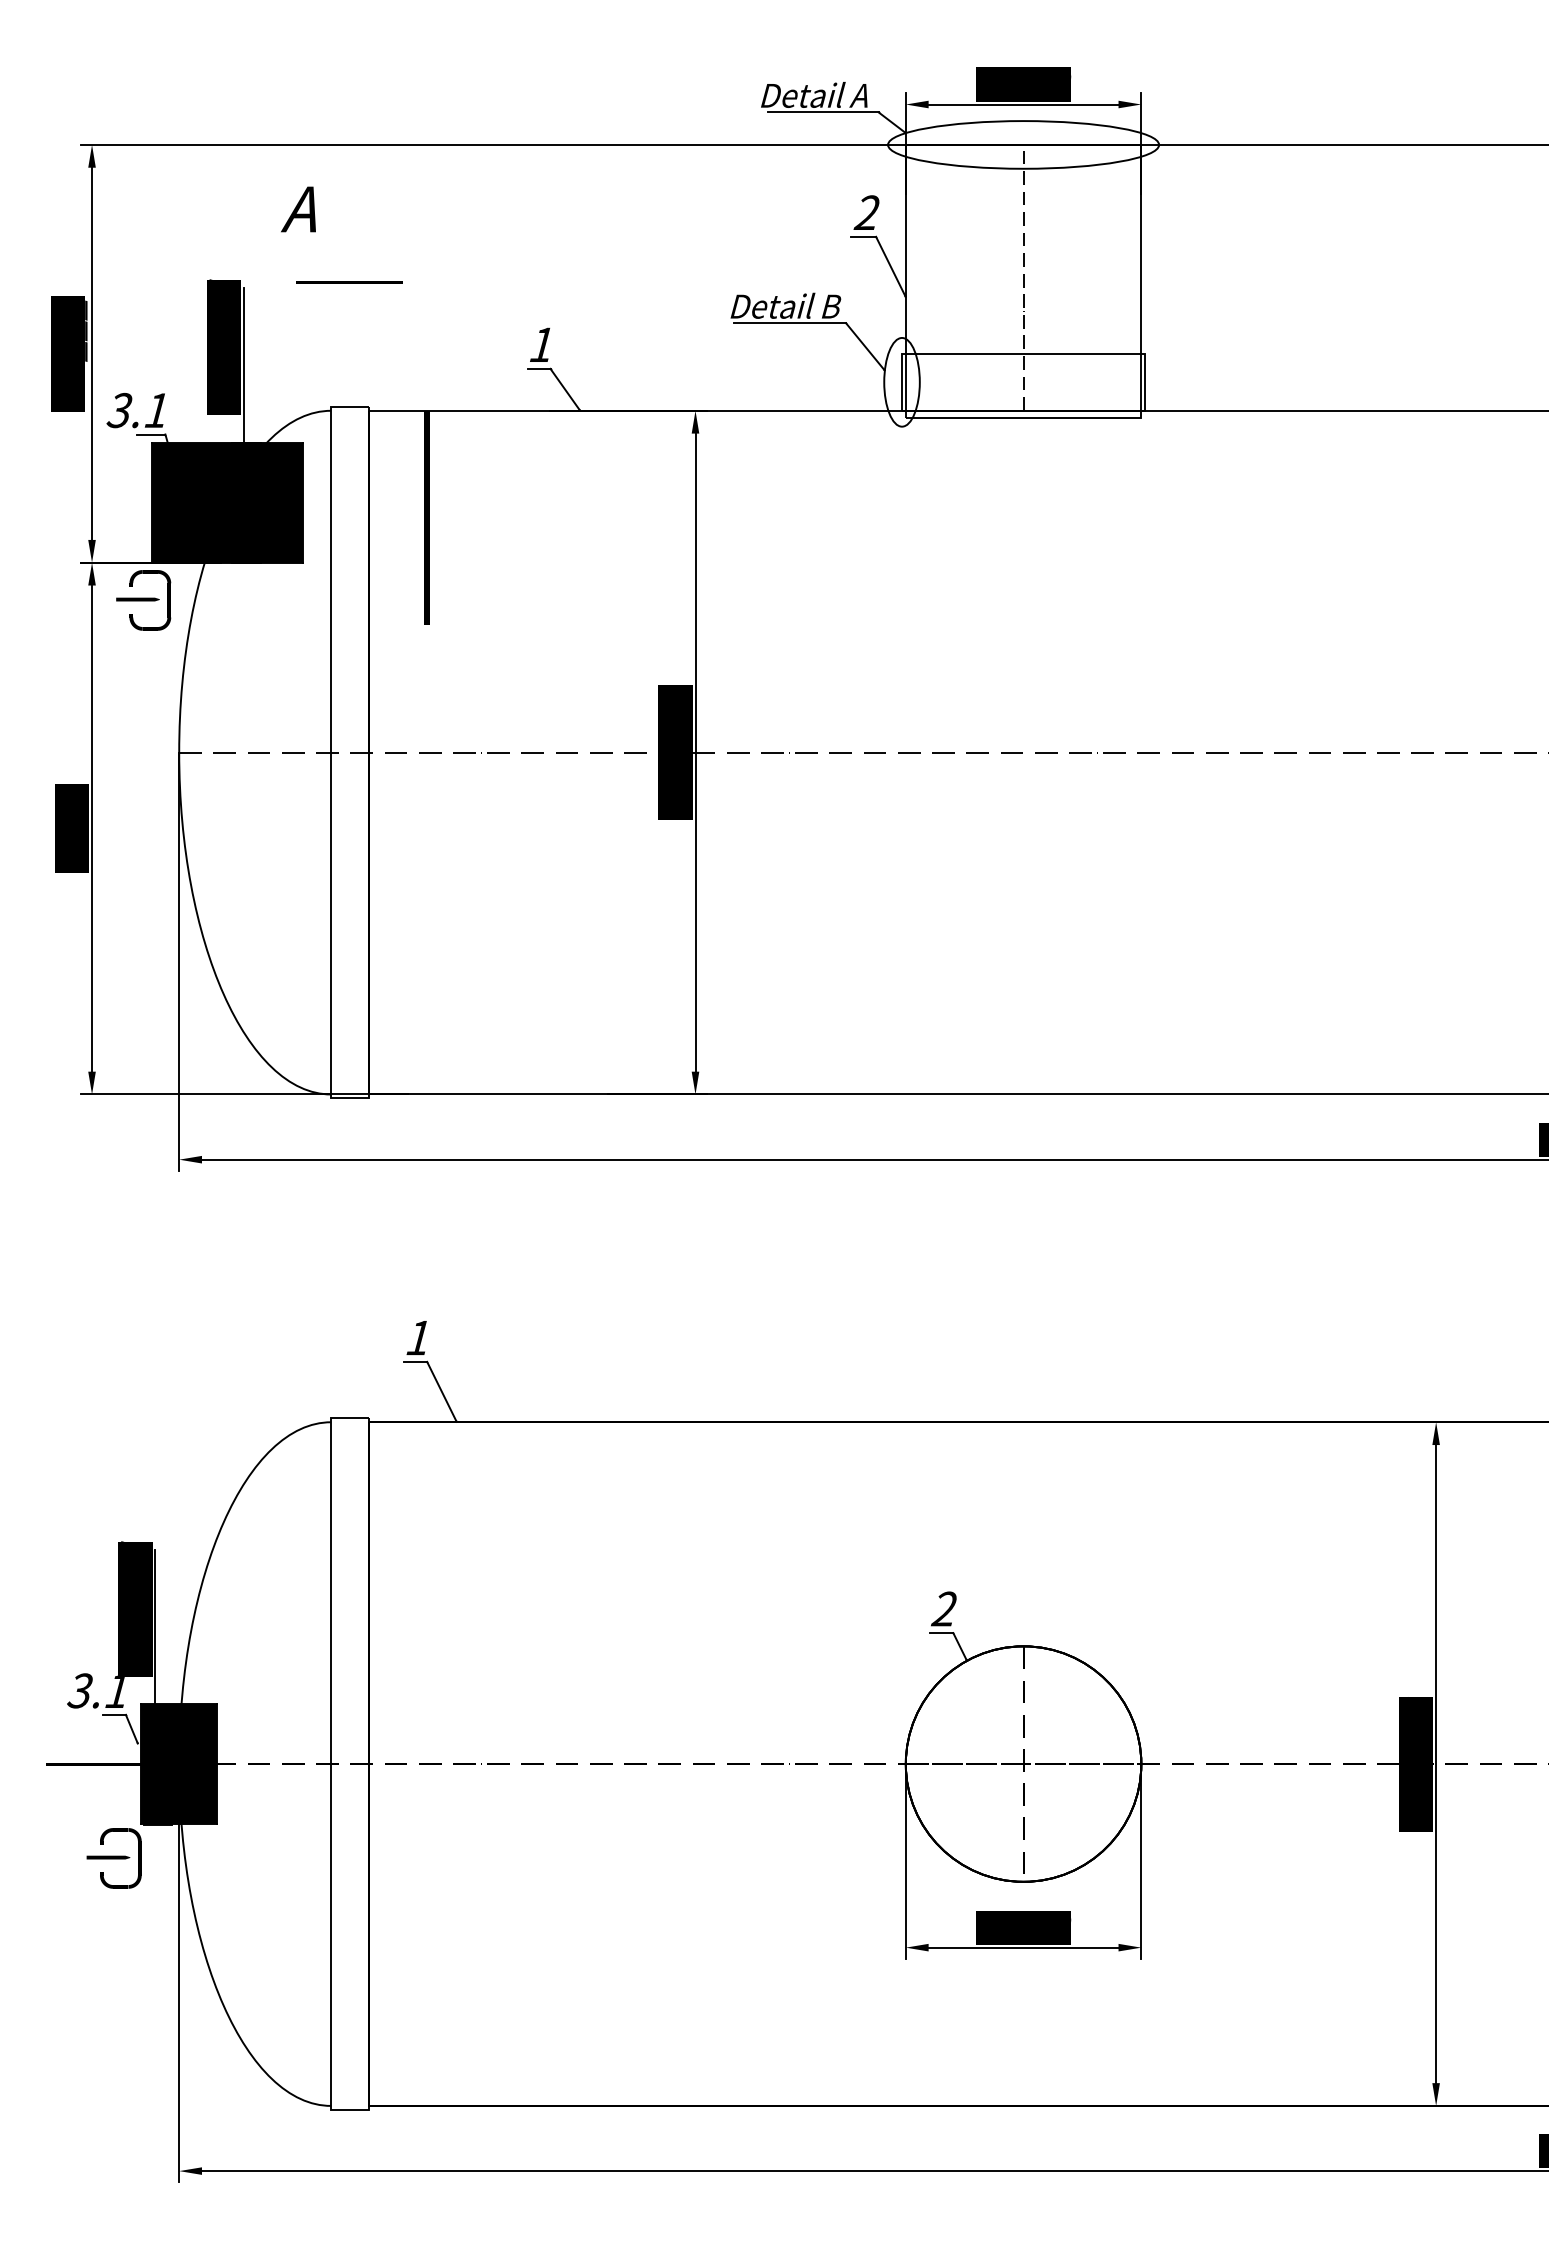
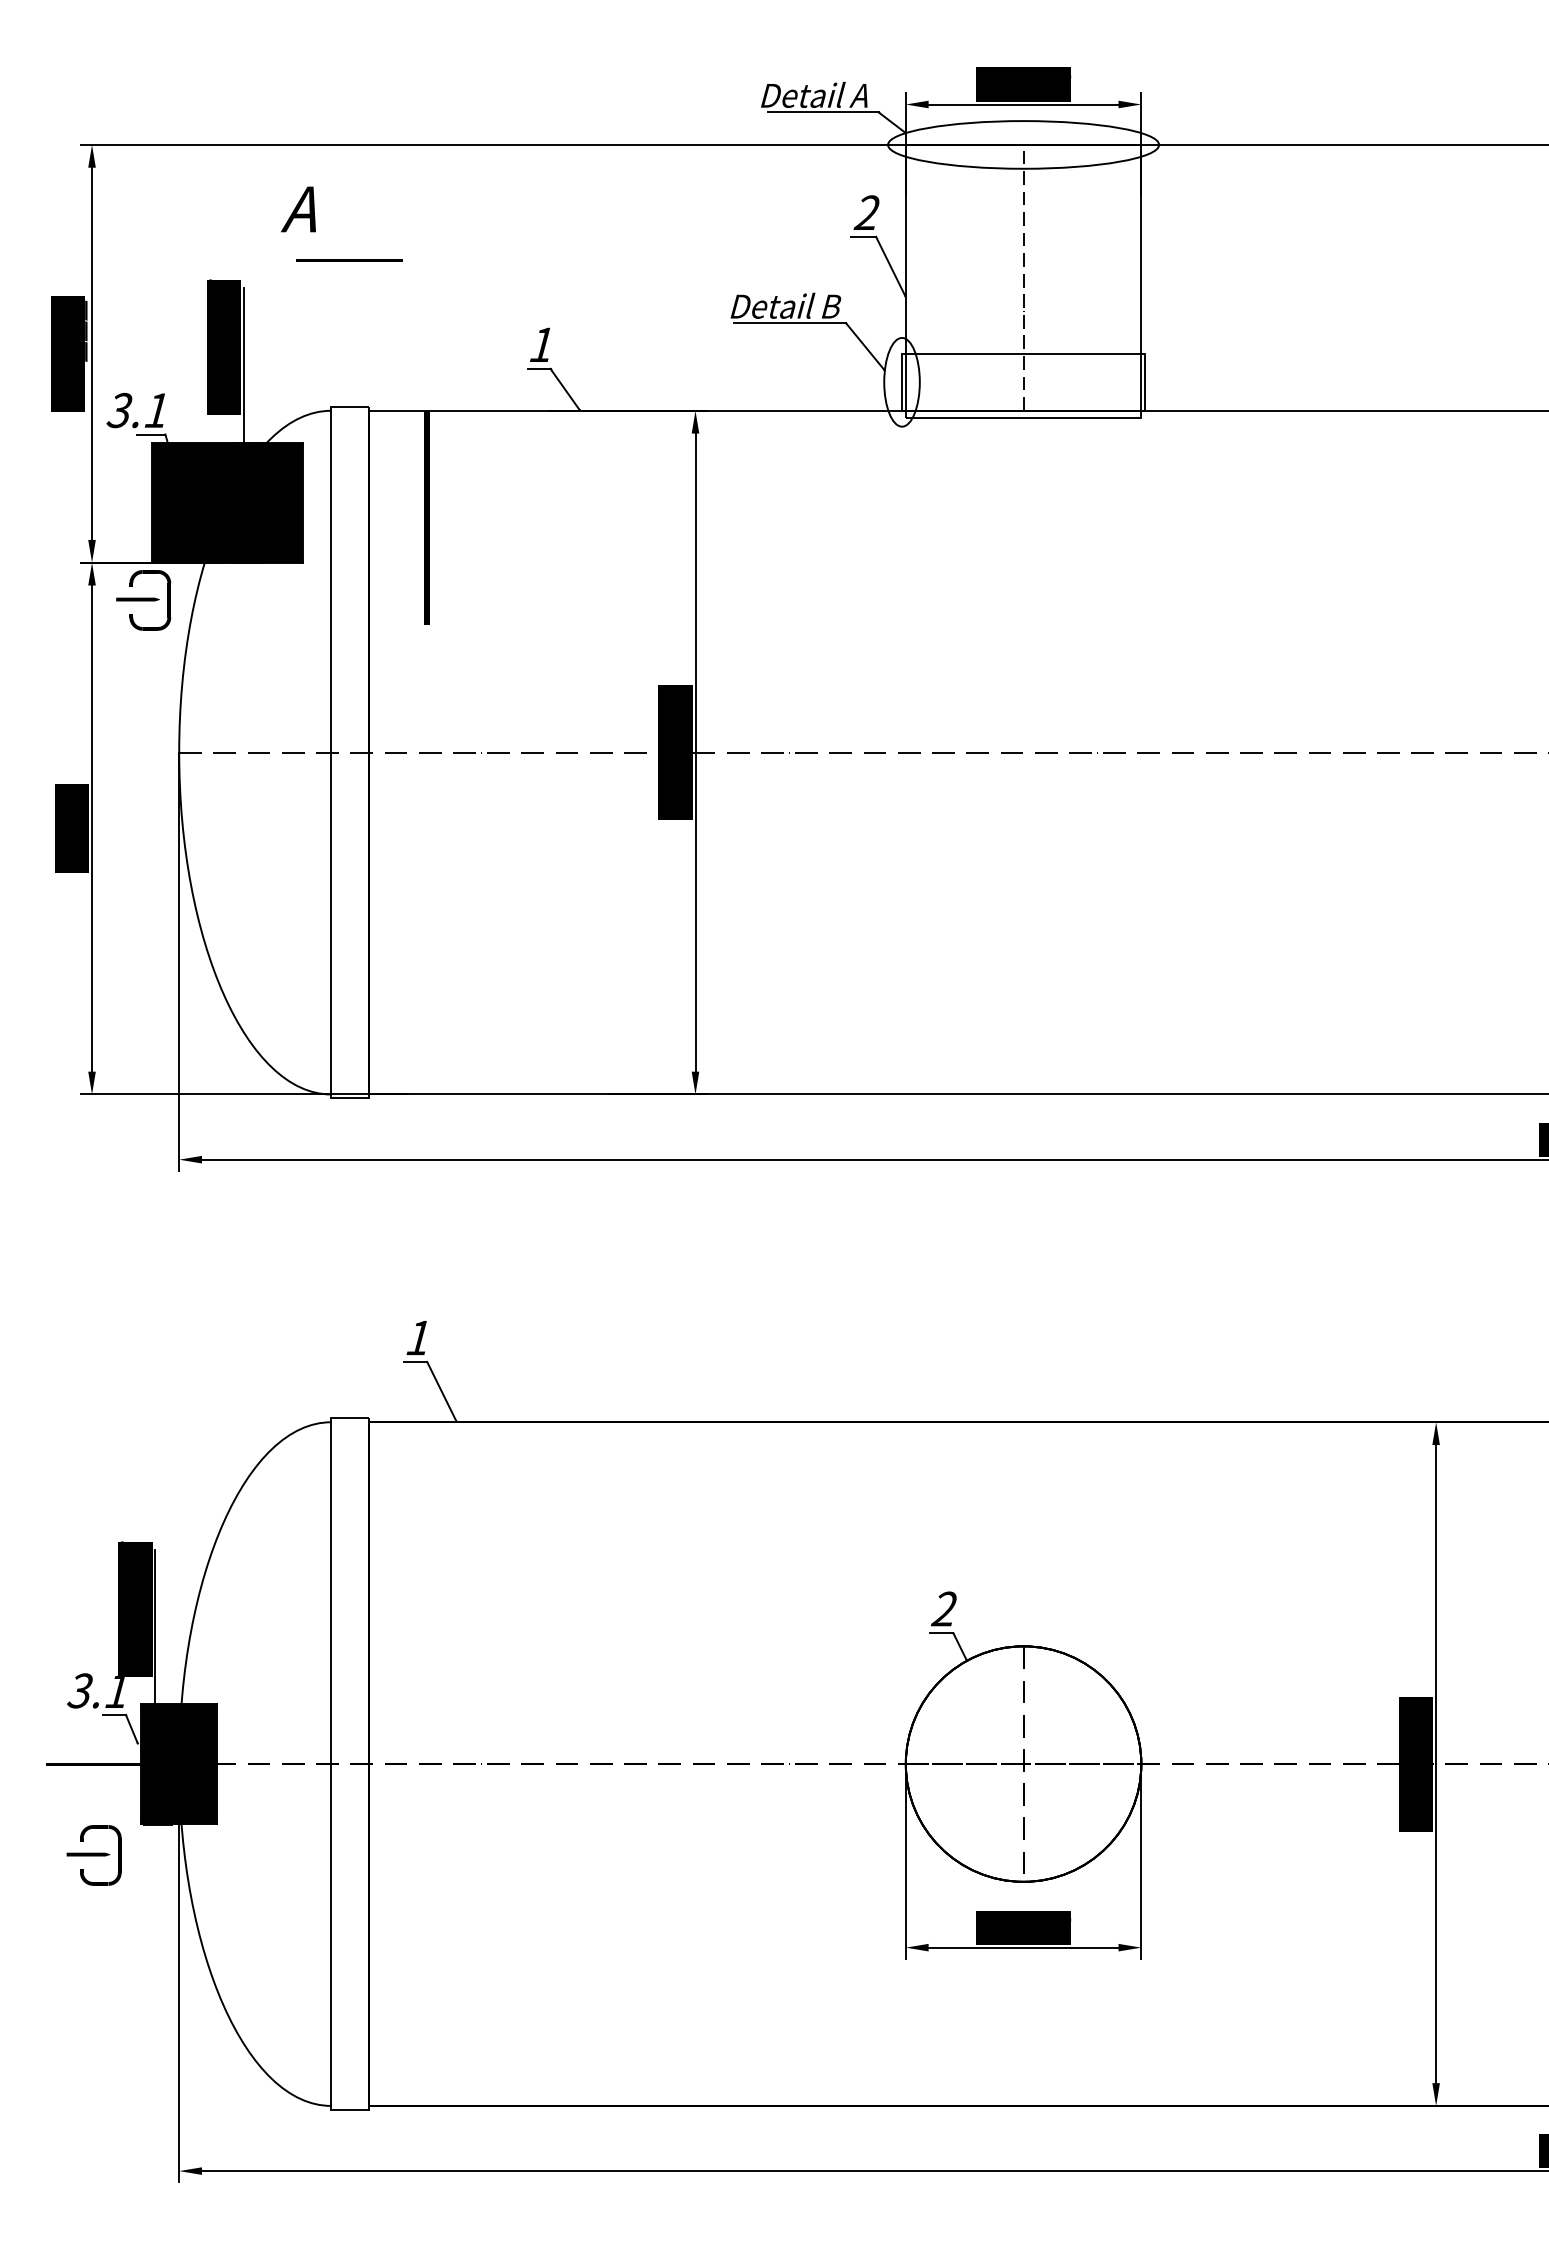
line position: (349, 282) -> (349, 260) (349, 260)
part position: (113, 1858) -> (93, 1855) (93, 1855)
